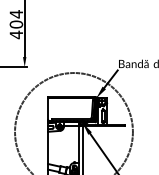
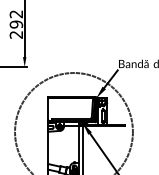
text: 404 -> 292 (16, 24)
